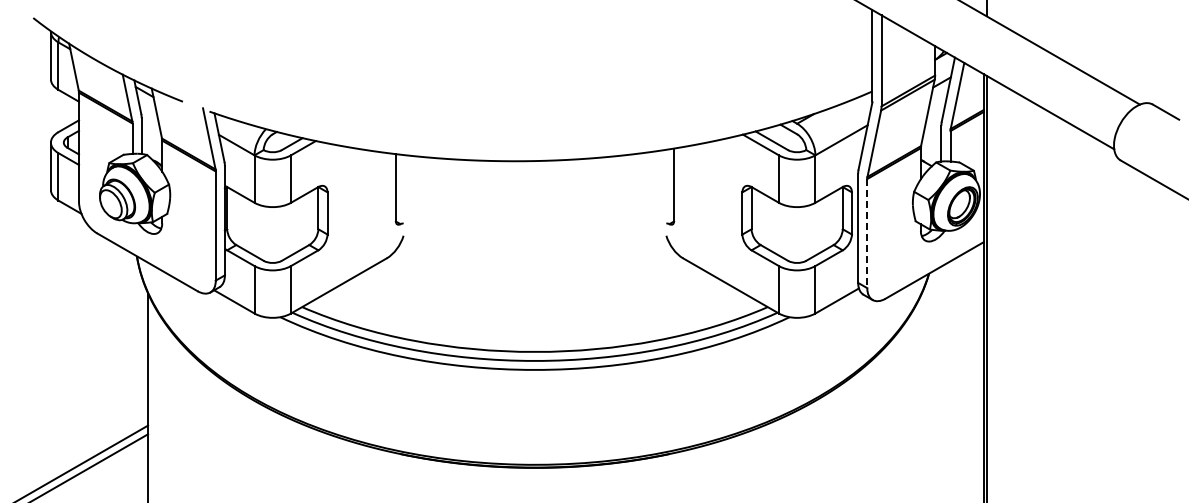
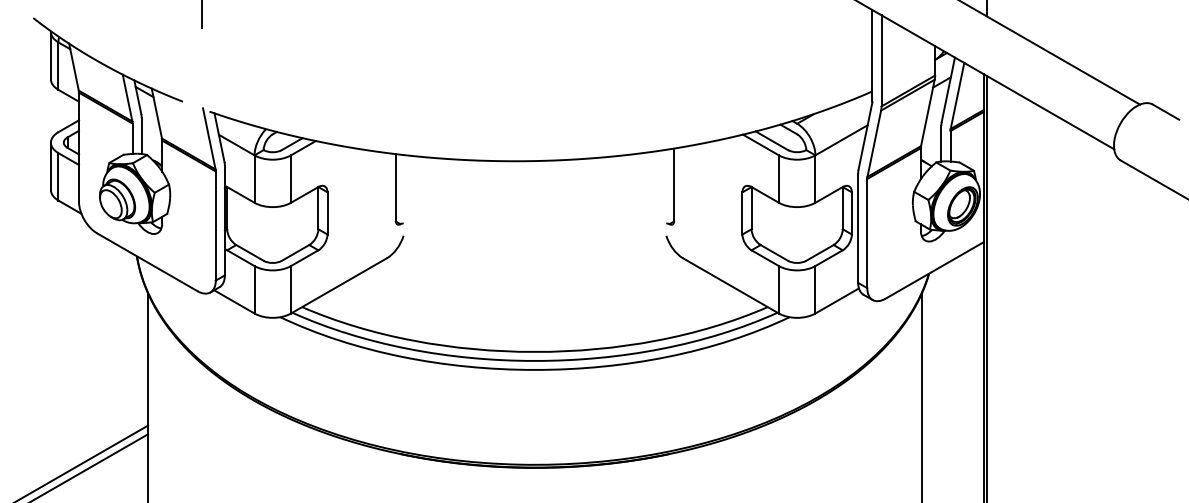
line: none -> present (201, 14)
line: dashed -> solid (867, 233)
line: none -> present (921, 396)
